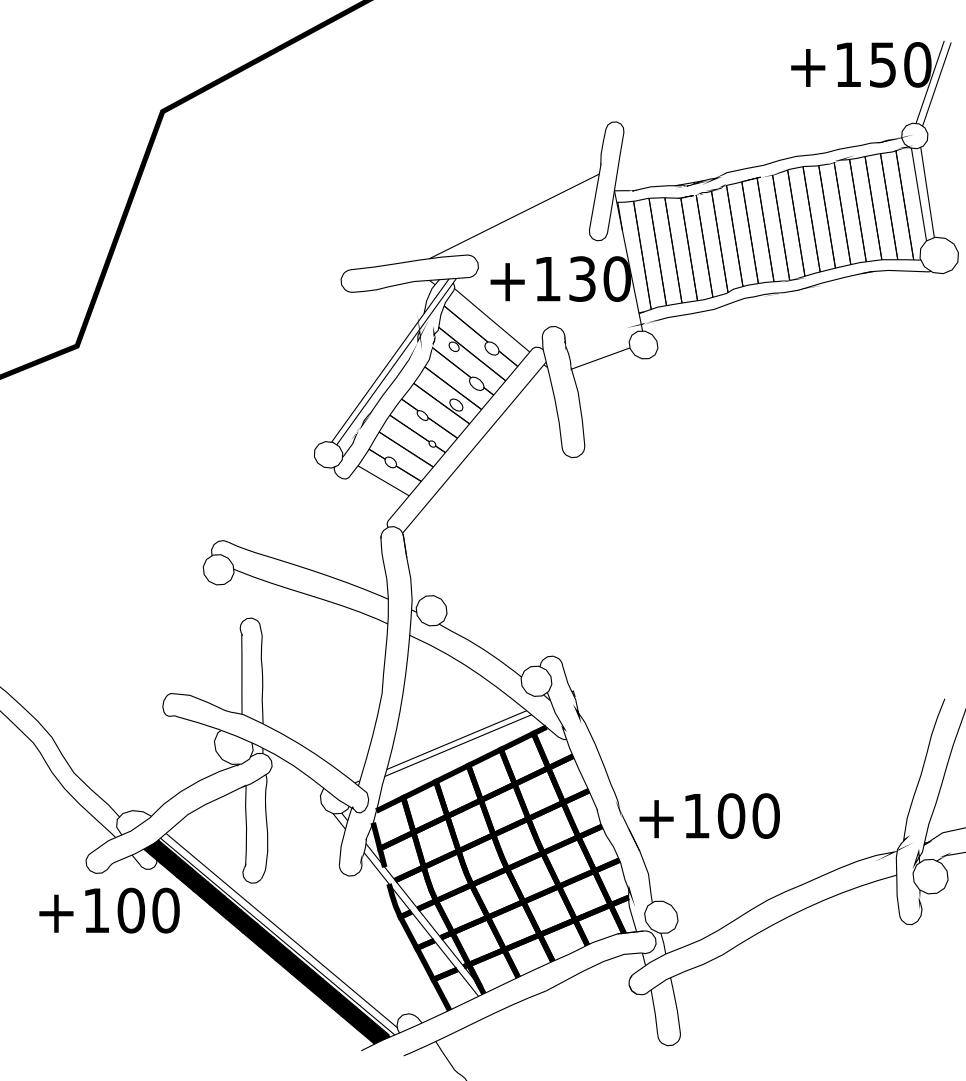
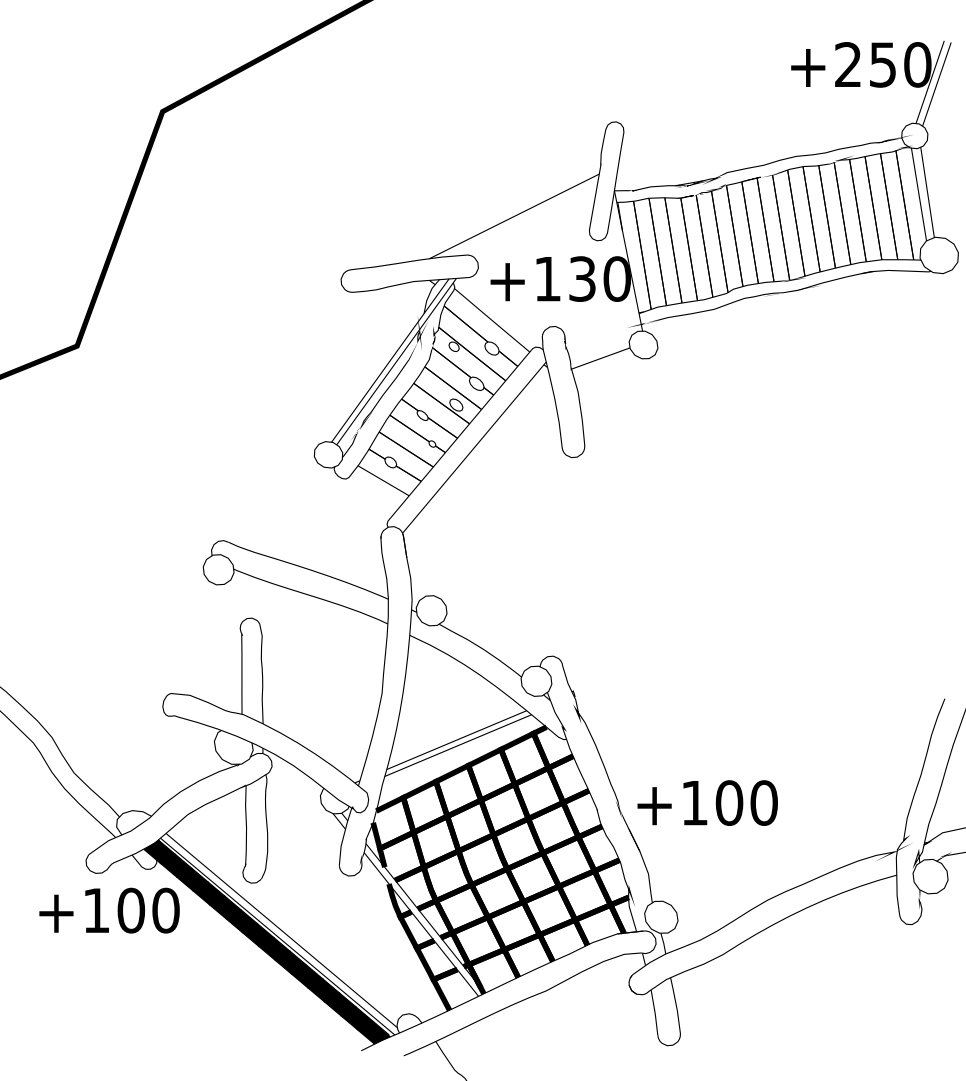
text: +150 -> +250 (847, 64)
text position: (709, 815) -> (707, 802) (707, 802)
